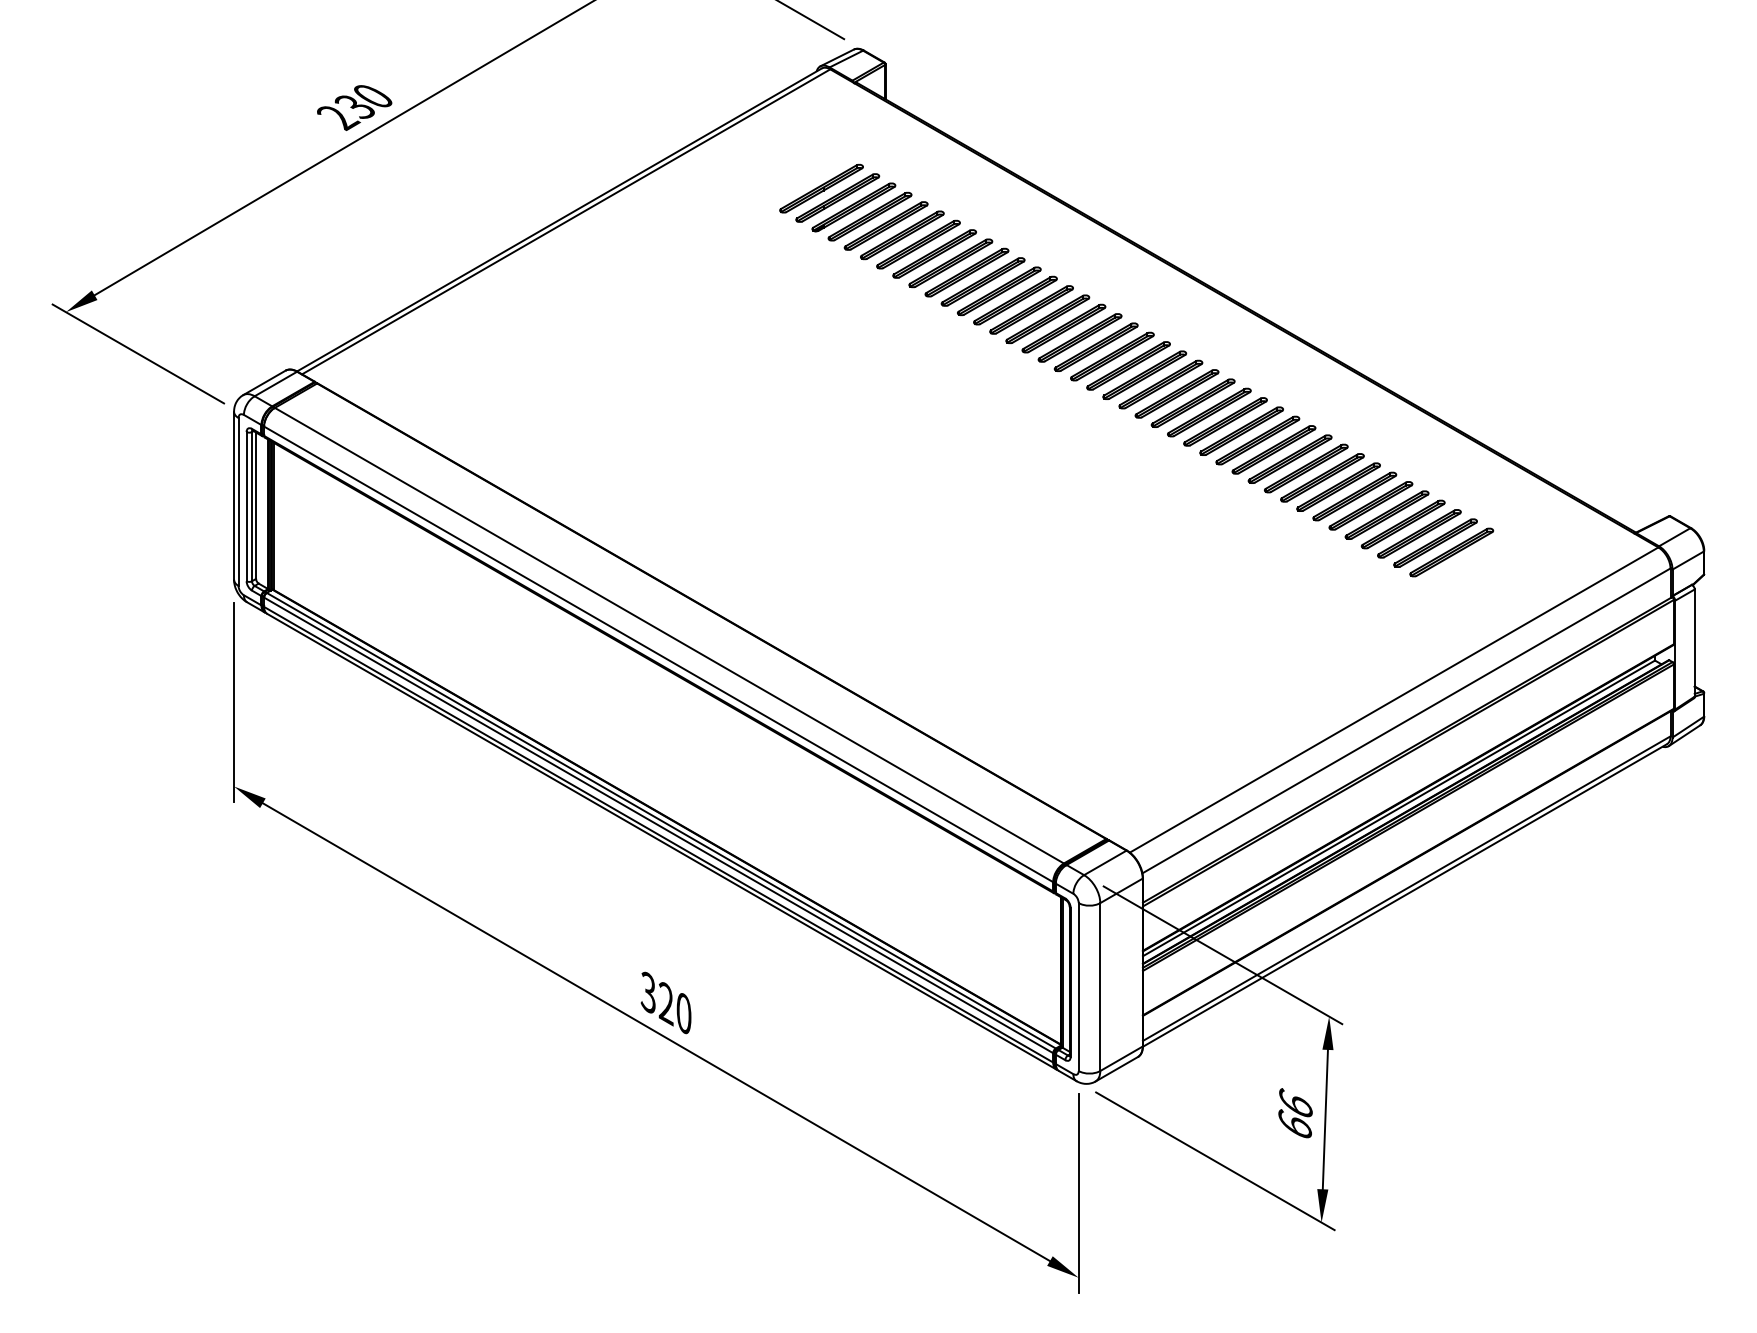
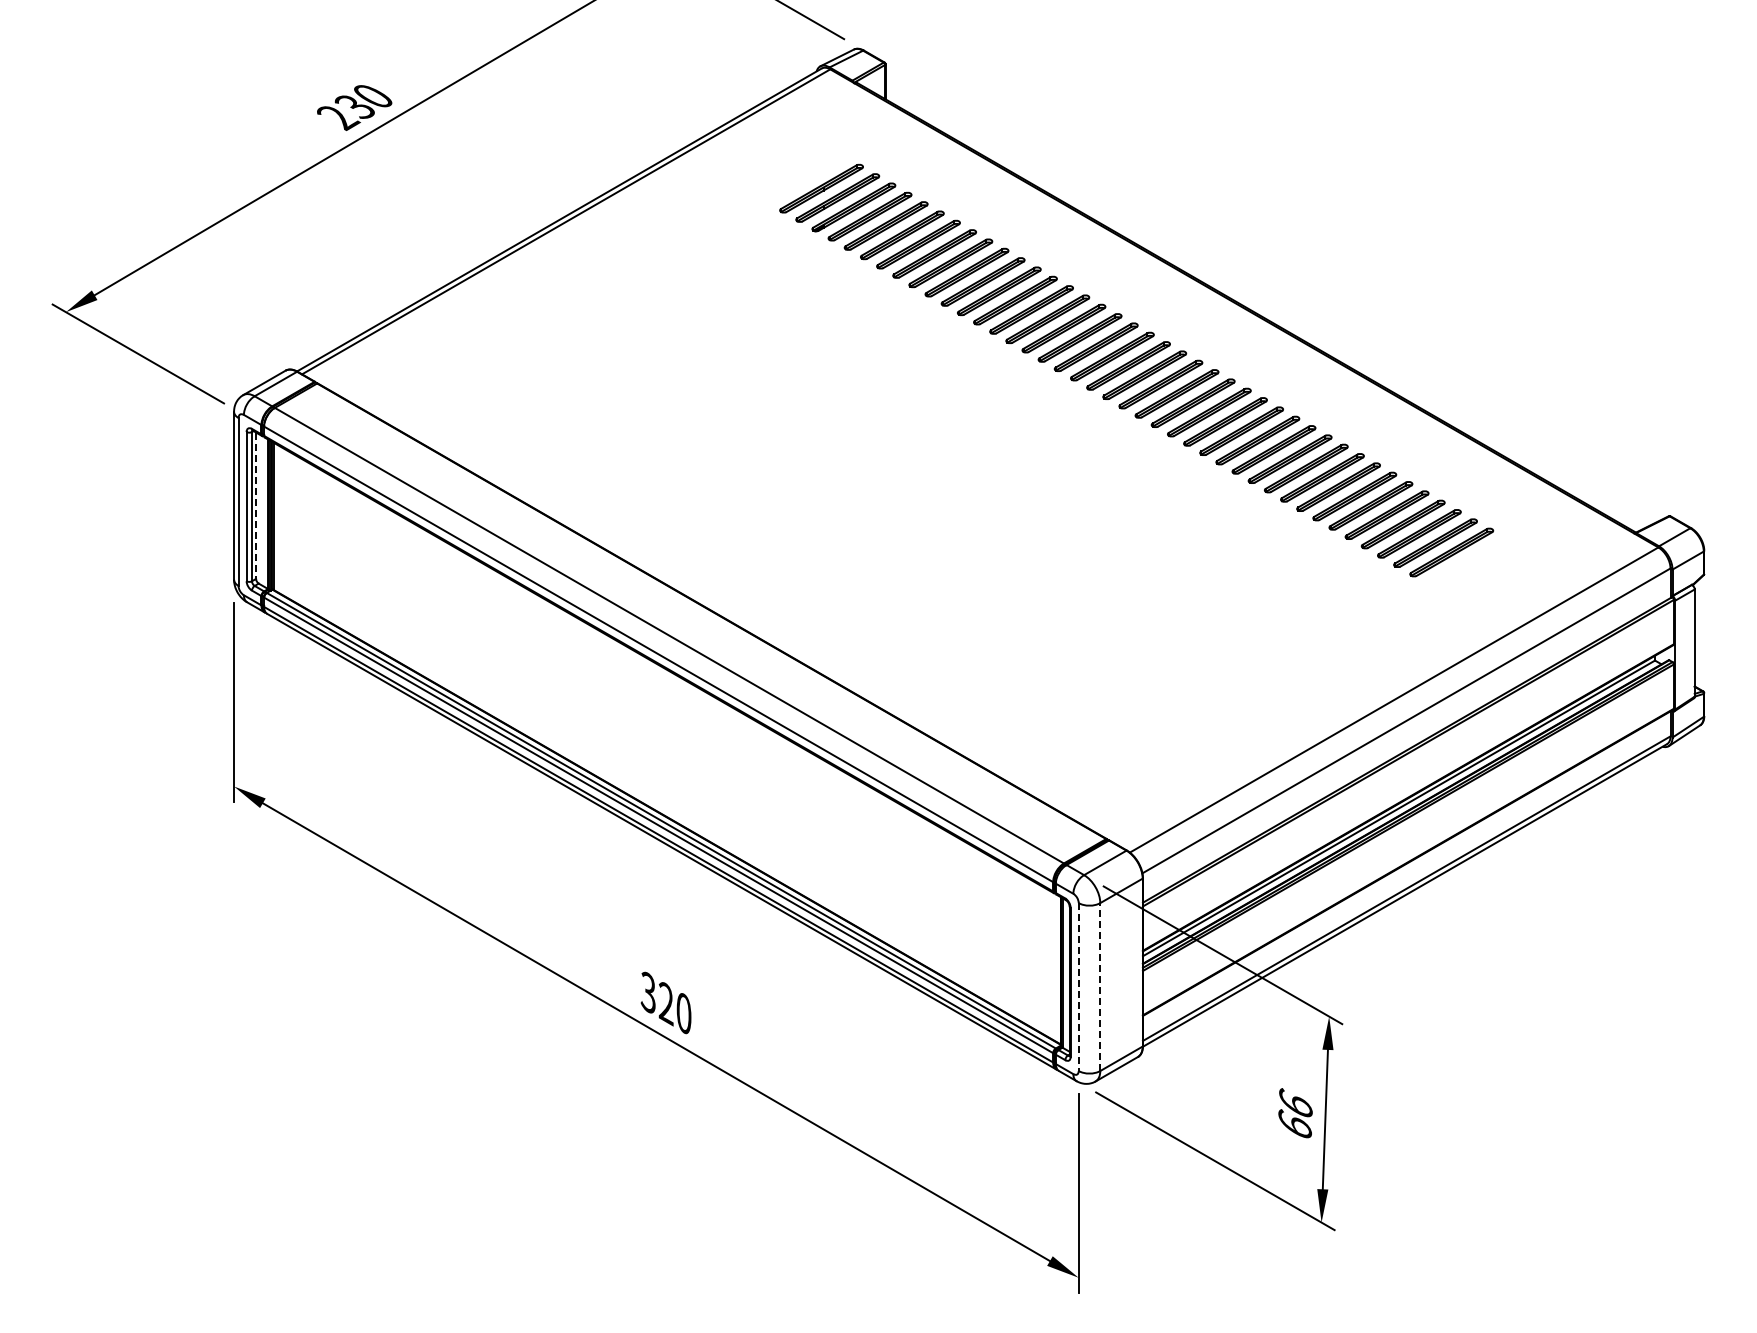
line: solid -> dashed (256, 506)
line: solid -> dashed (1078, 987)
line: solid -> dashed (1100, 987)
